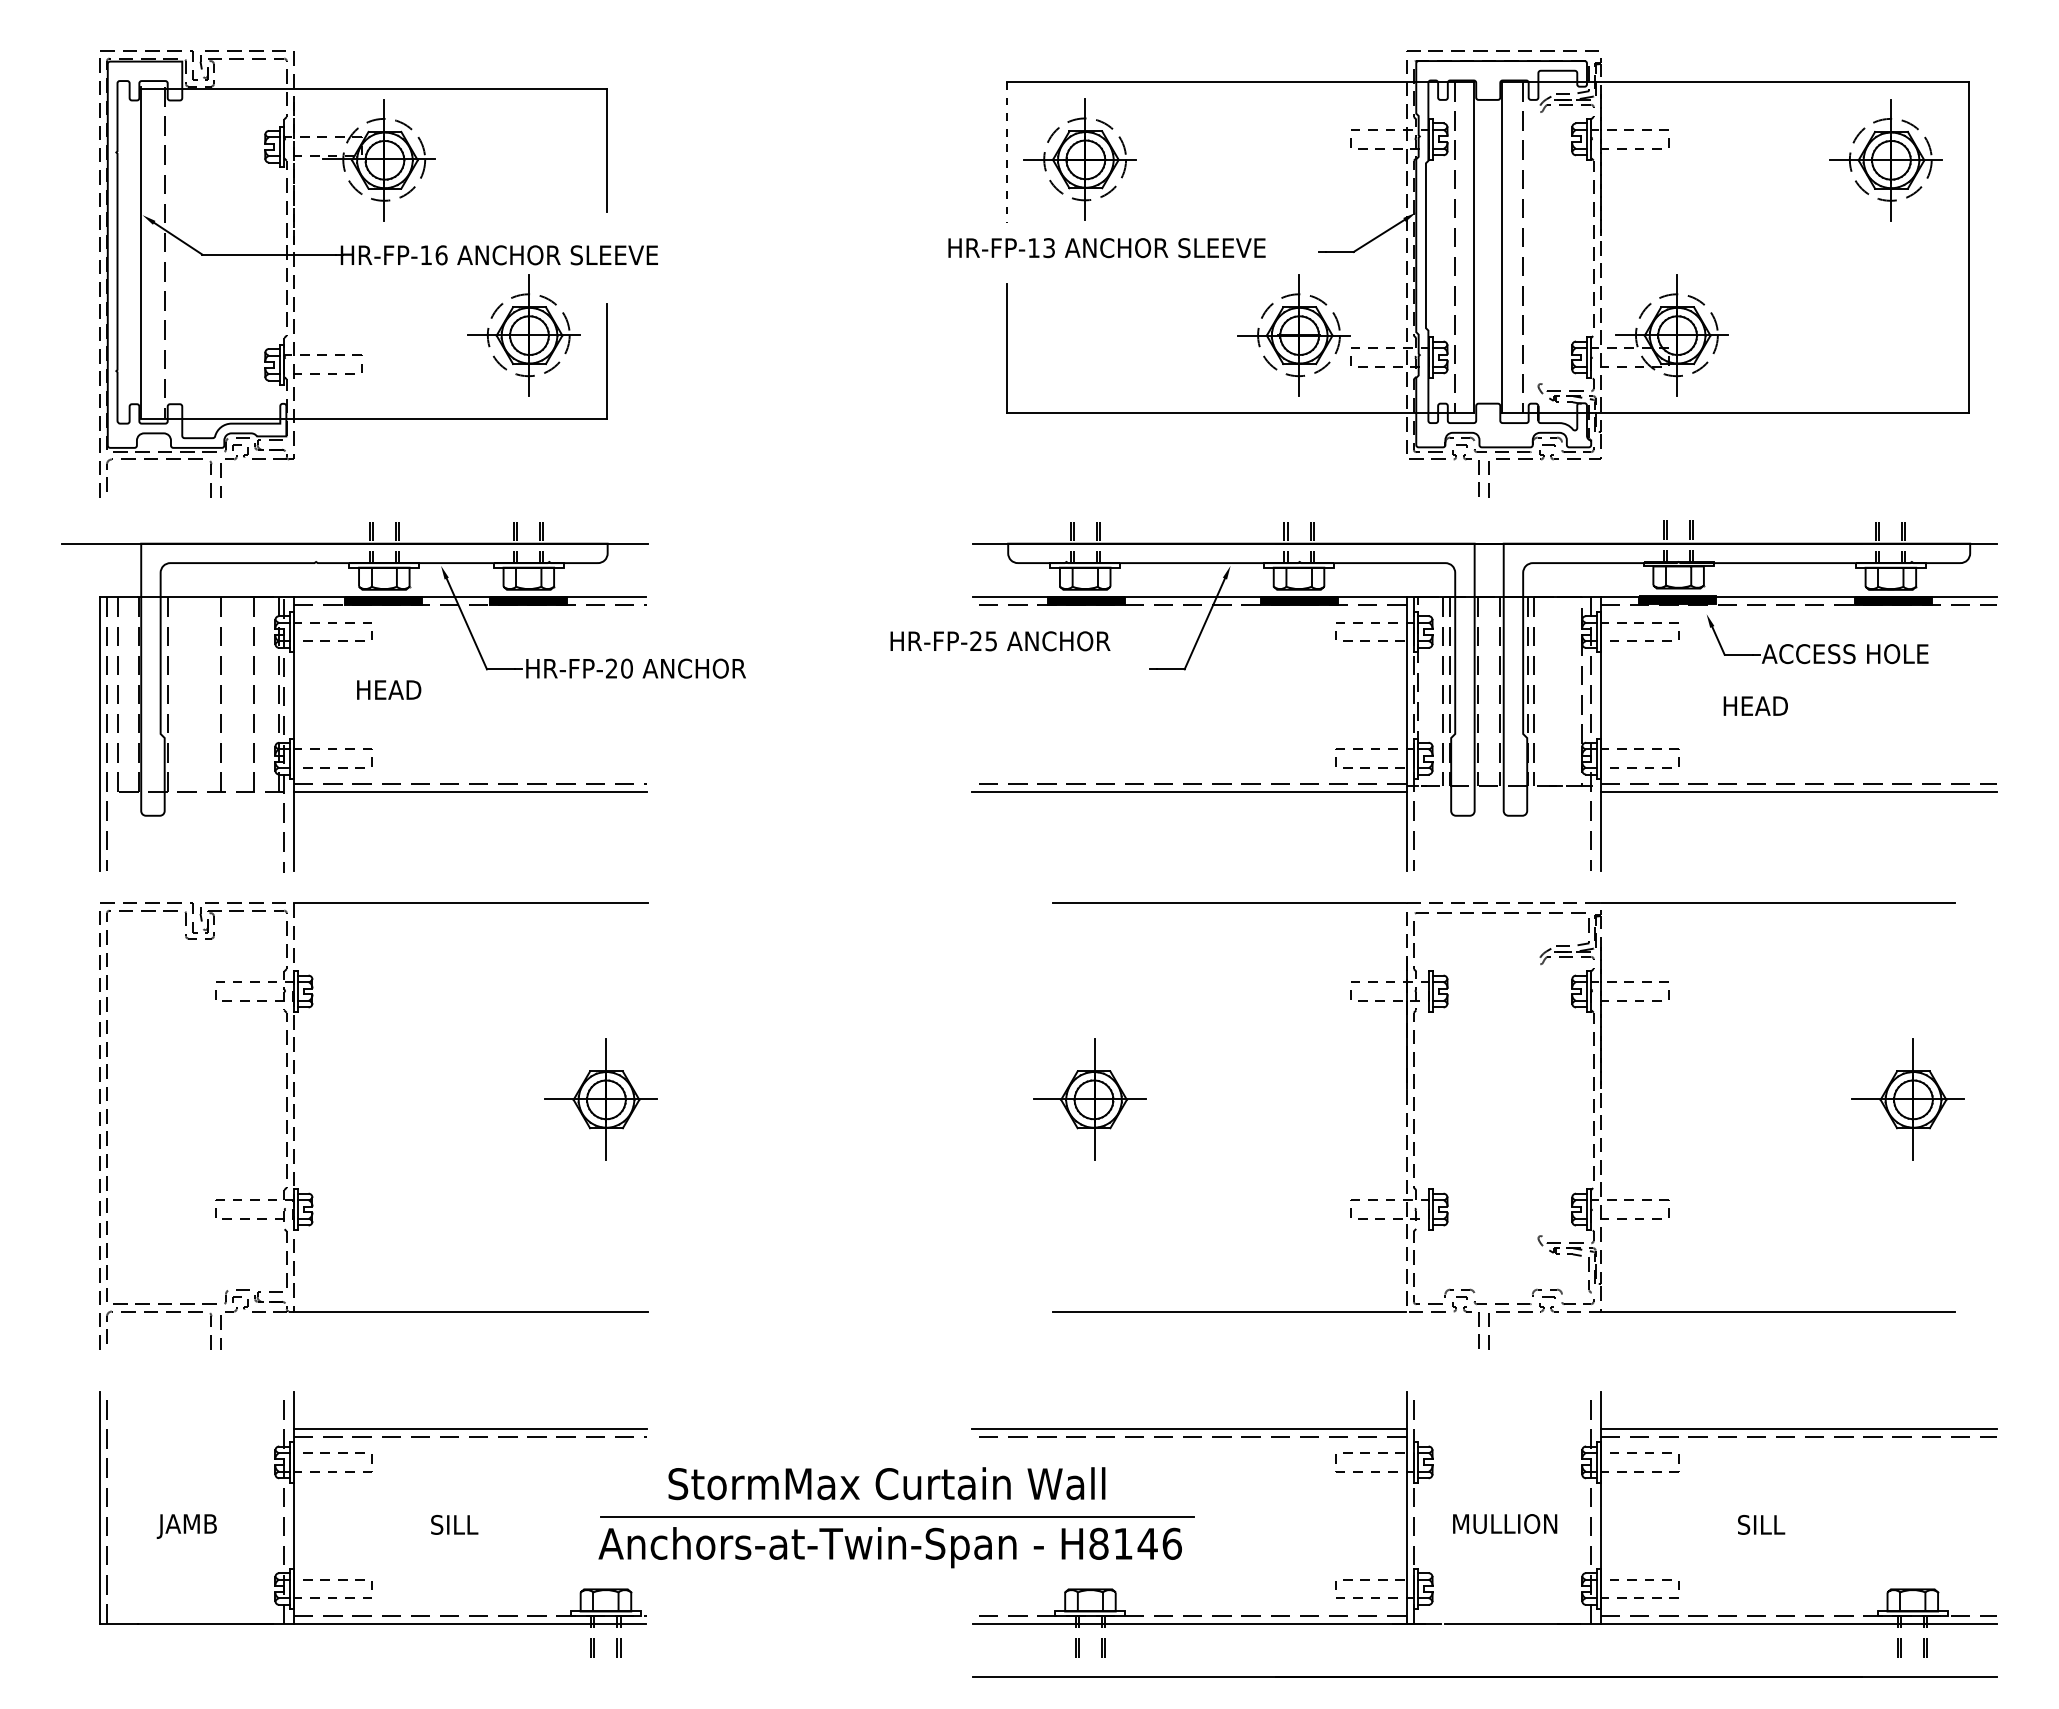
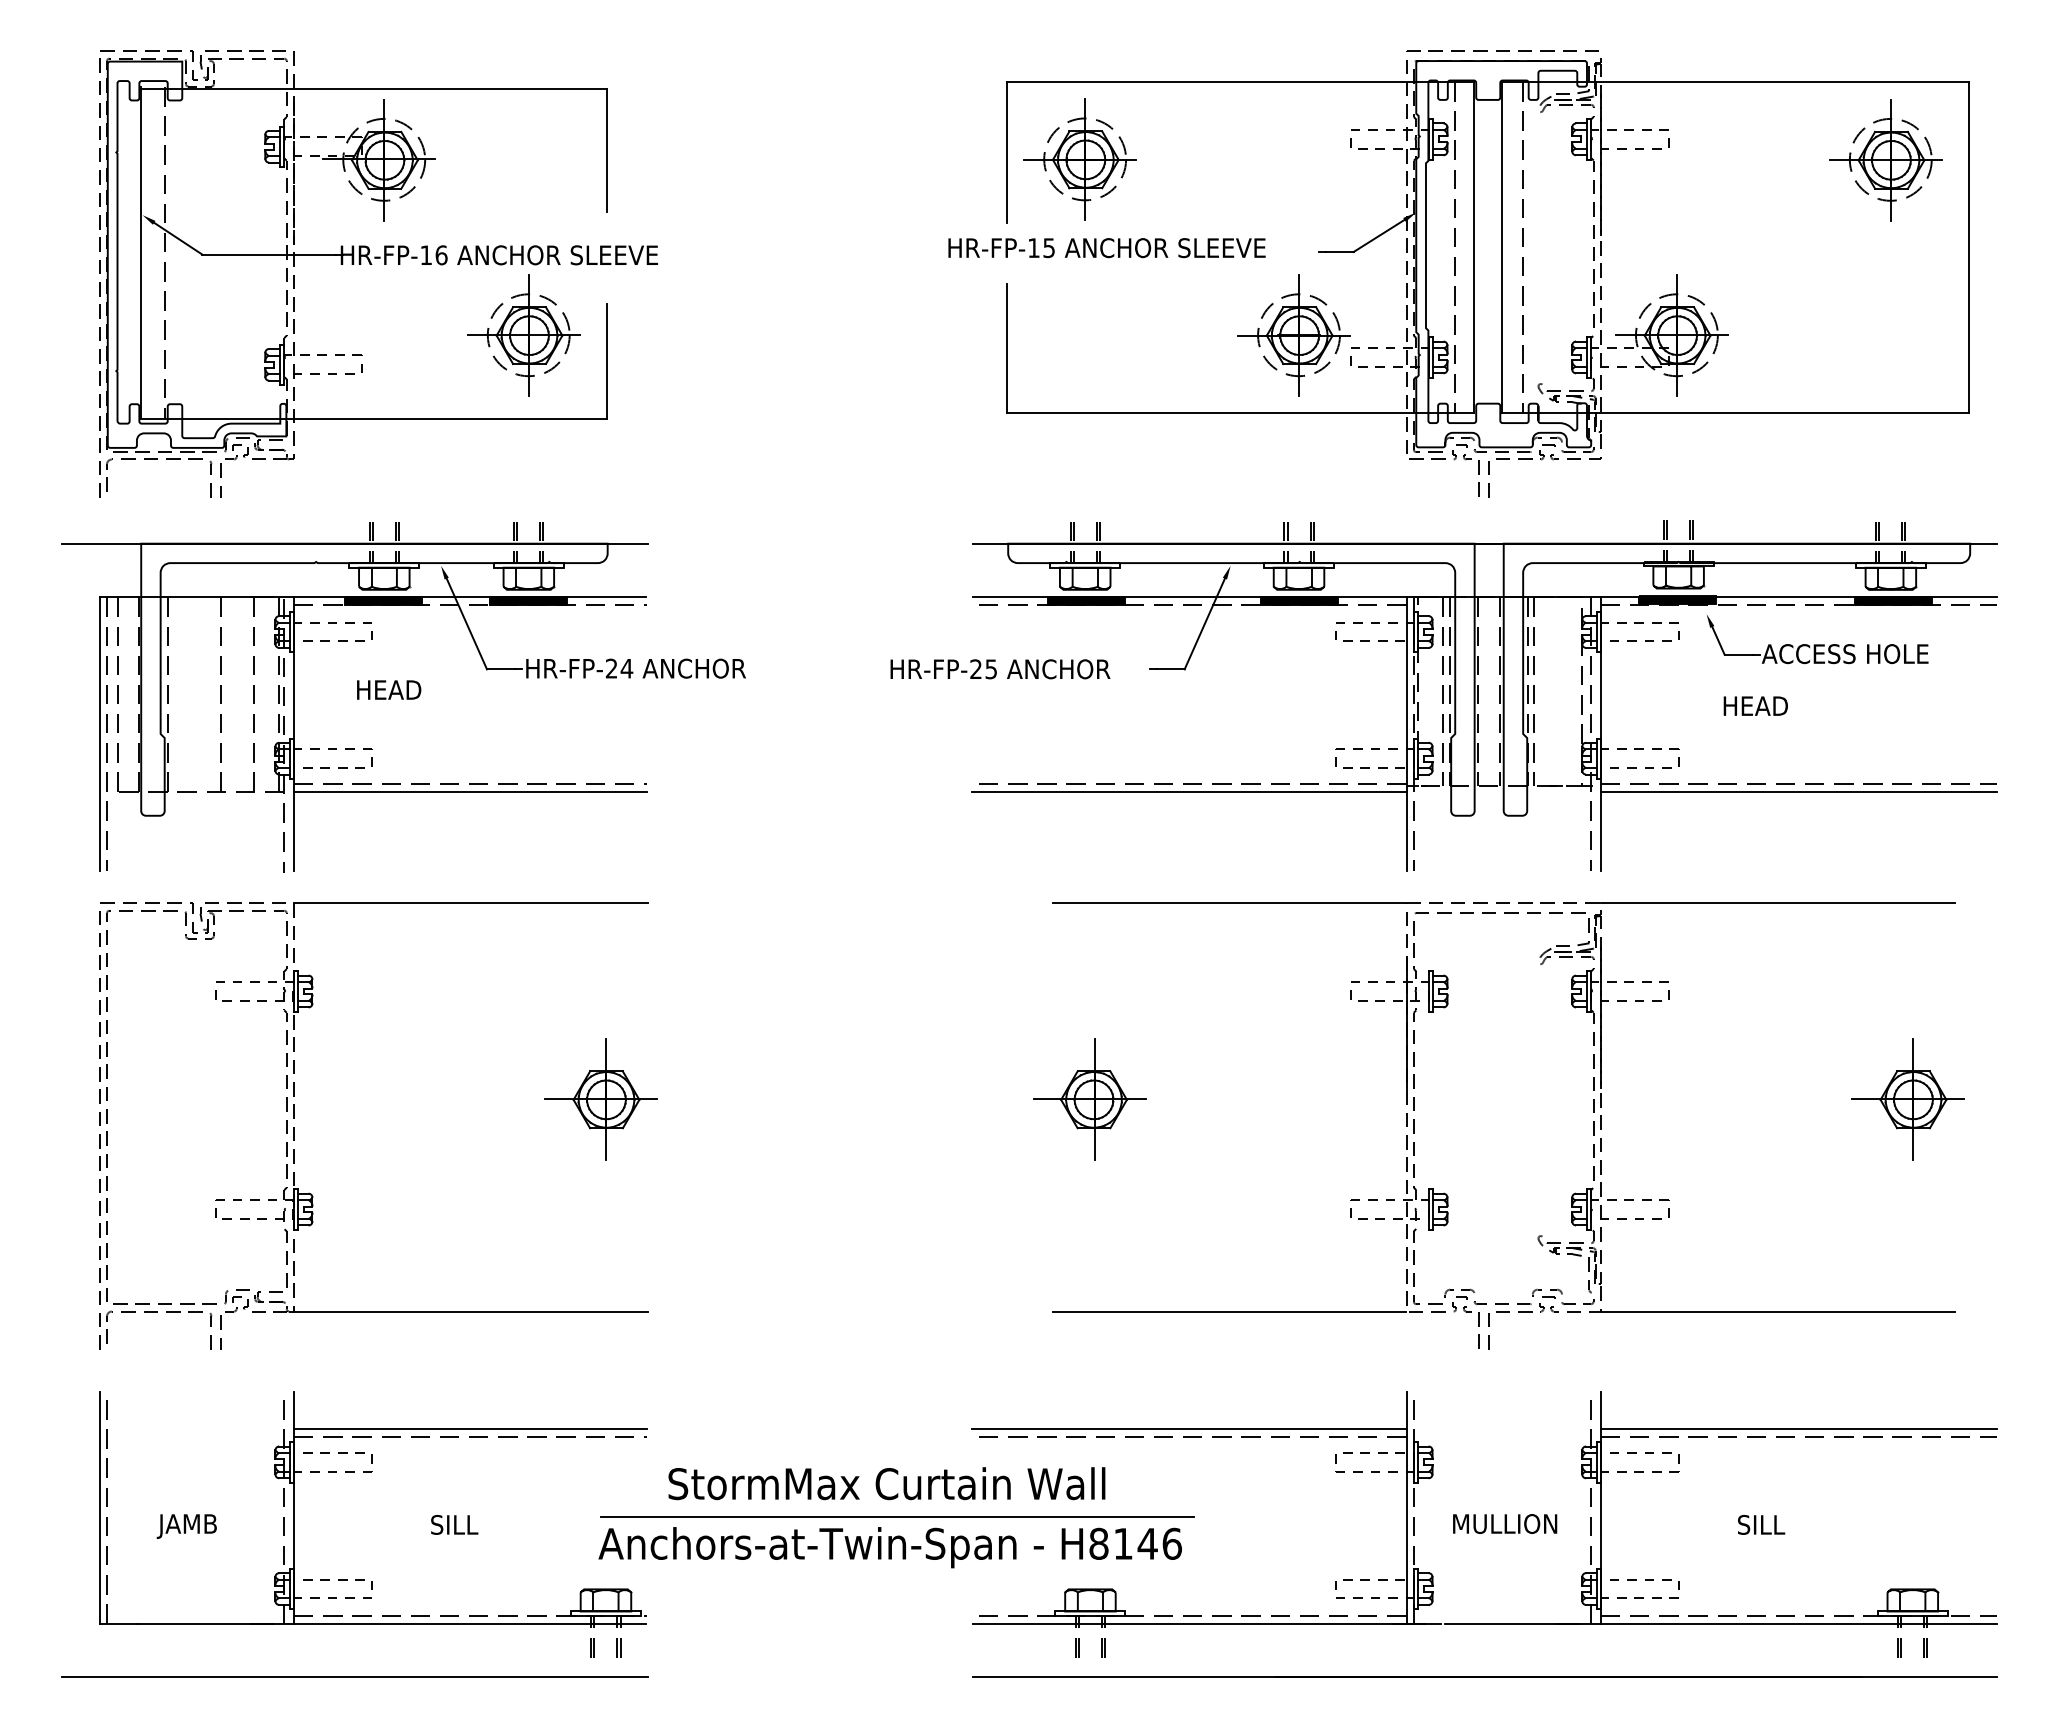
line: dashed -> solid (1007, 152)
text: HR-FP-13 -> HR-FP-15 (1049, 247)
text position: (1000, 641) -> (1000, 669) (1000, 669)
text: HR-FP-20 -> HR-FP-24 (626, 668)
line: none -> present (354, 1677)
